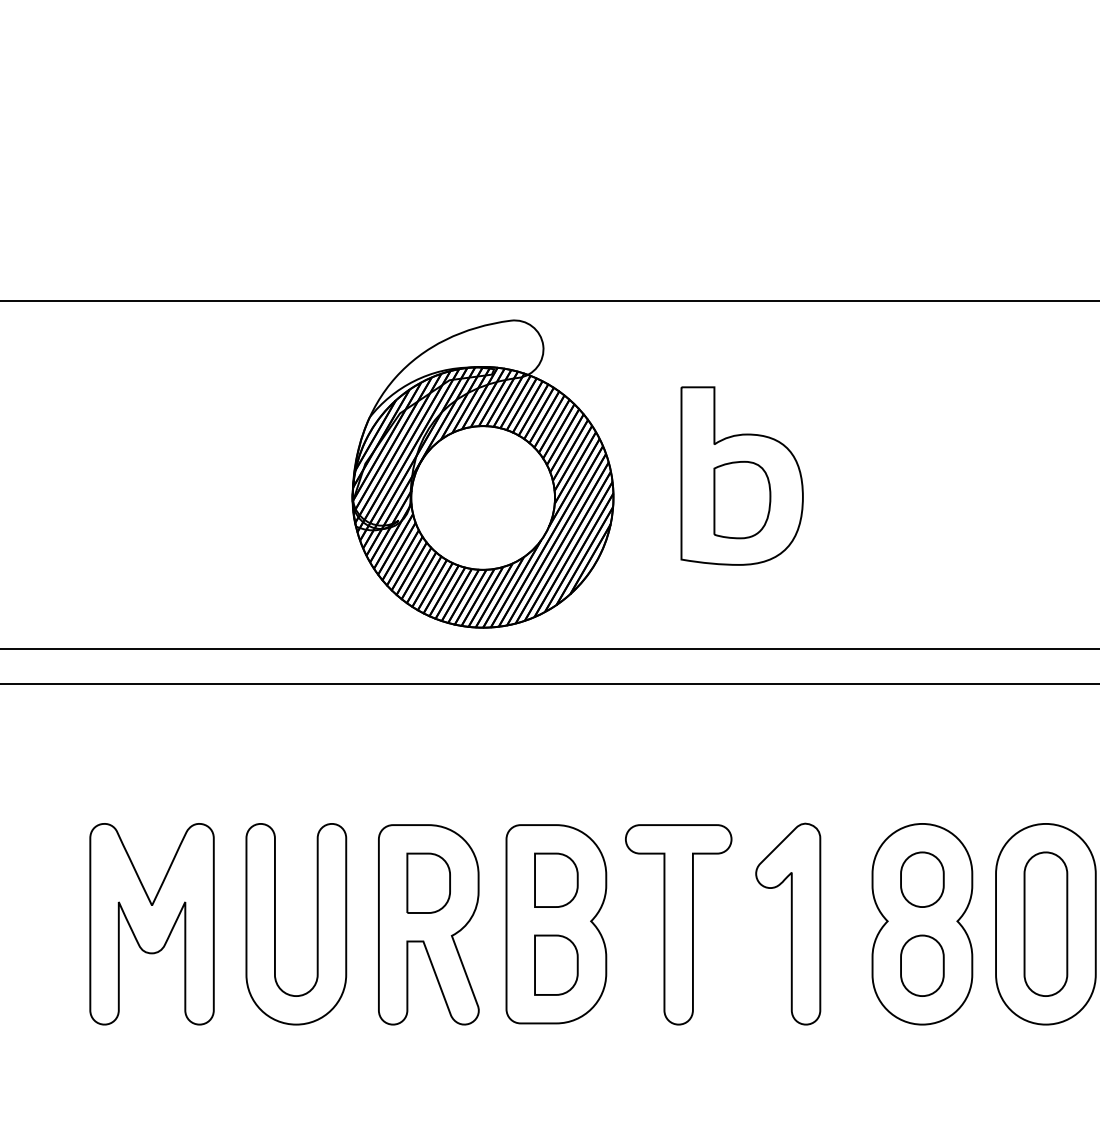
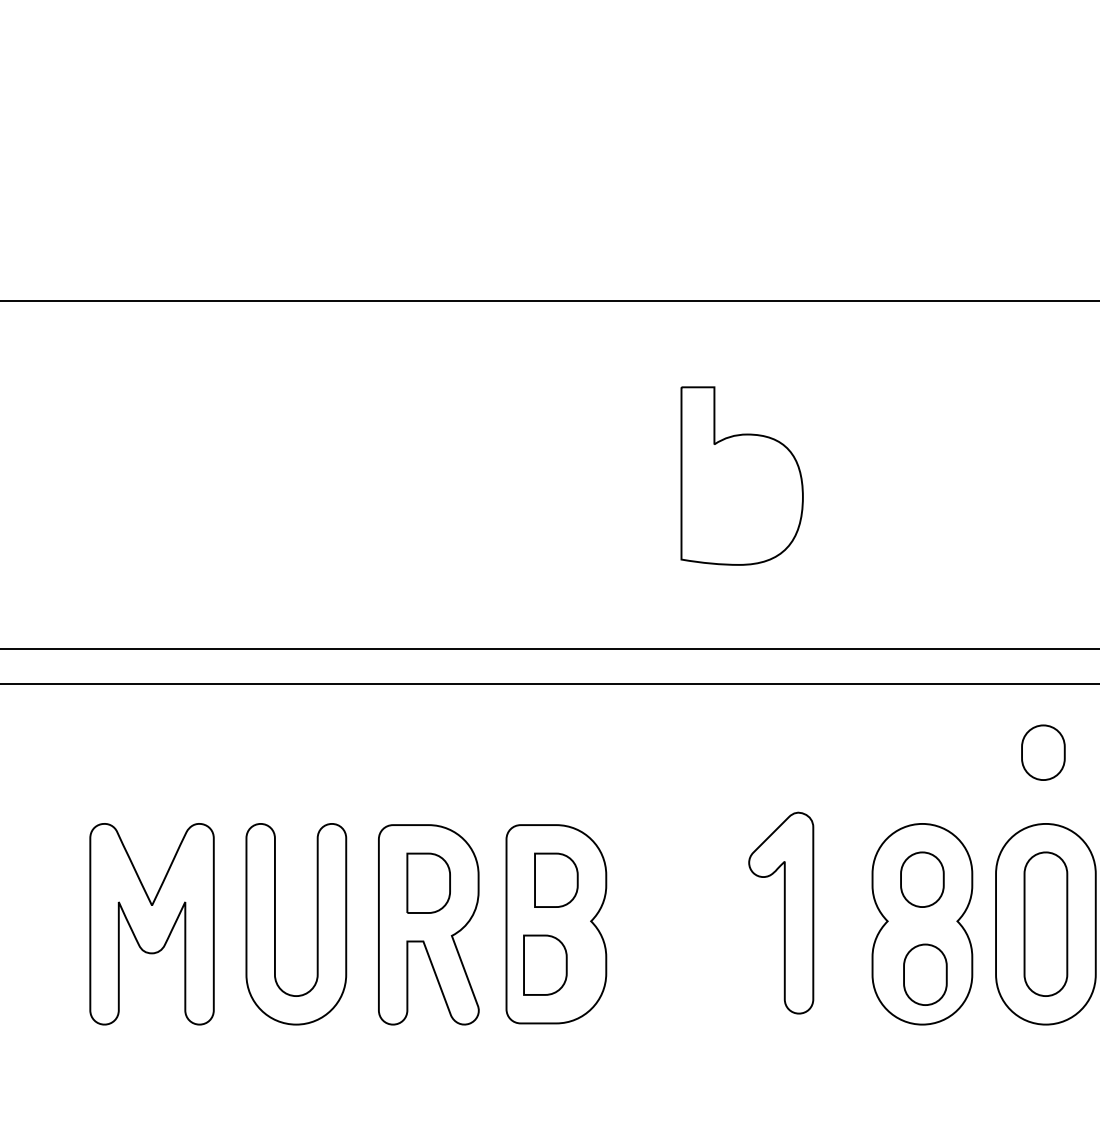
part: present -> none (482, 473)
part: present -> none (742, 499)
part: none -> present (1043, 752)
part position: (788, 923) -> (781, 912) (781, 912)
part: present -> none (678, 924)
part position: (556, 964) -> (545, 964) (545, 964)
part position: (922, 965) -> (925, 974) (925, 974)
